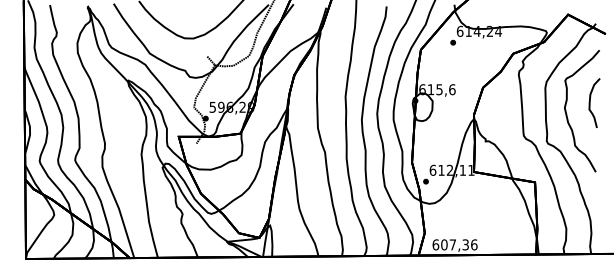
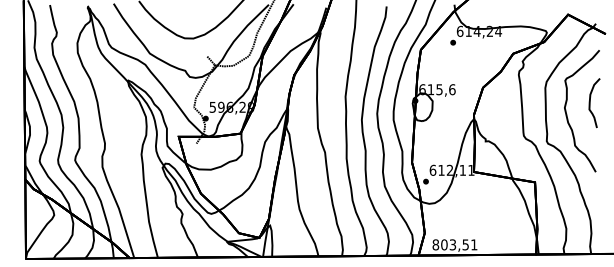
text: 607,36 -> 803,51 (454, 244)
